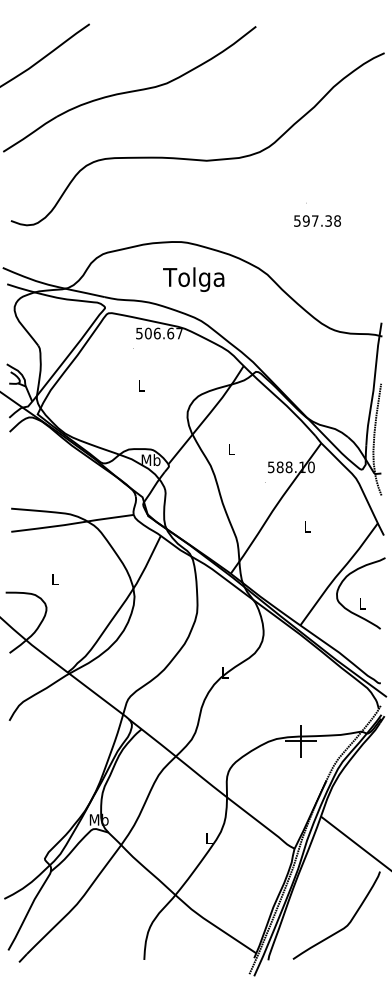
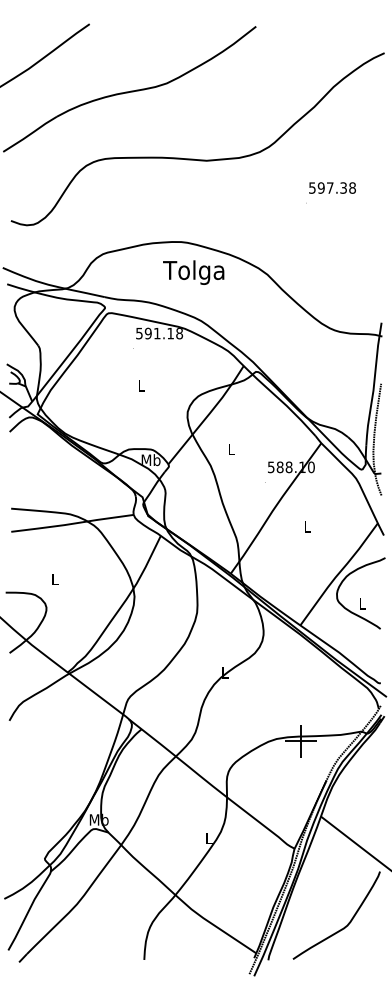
text position: (317, 220) -> (332, 187) (332, 187)
text position: (193, 279) -> (193, 272) (193, 272)
text: 506.67 -> 591.18 (163, 333)
